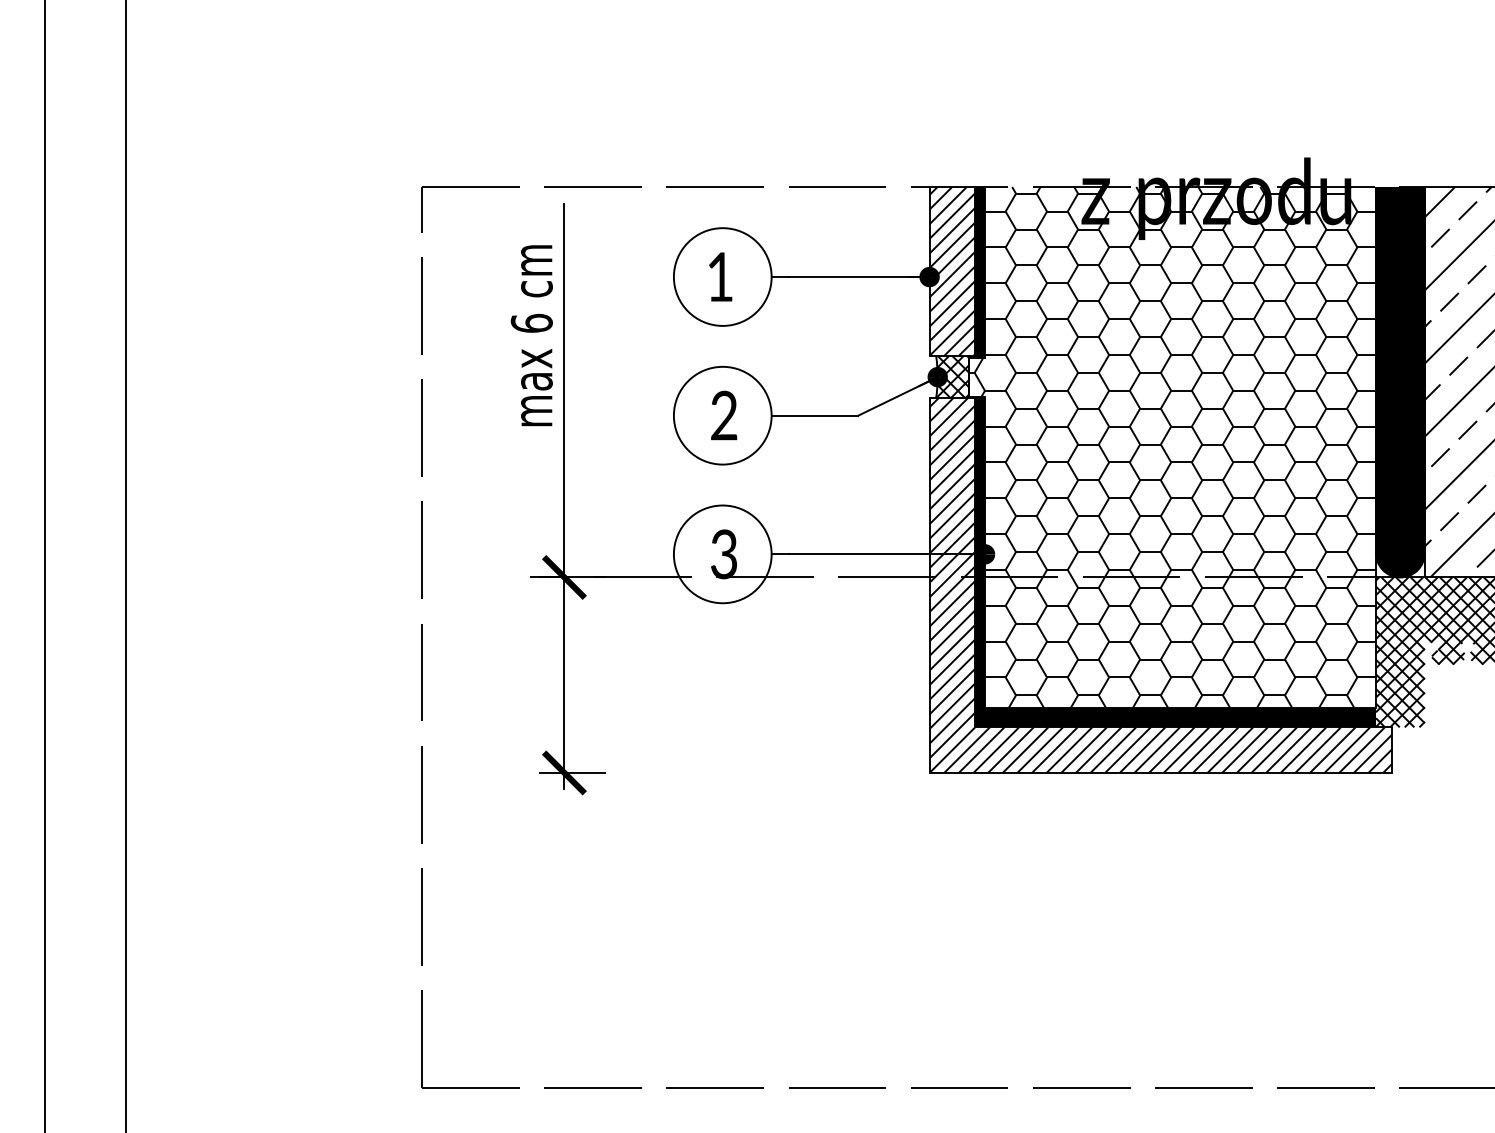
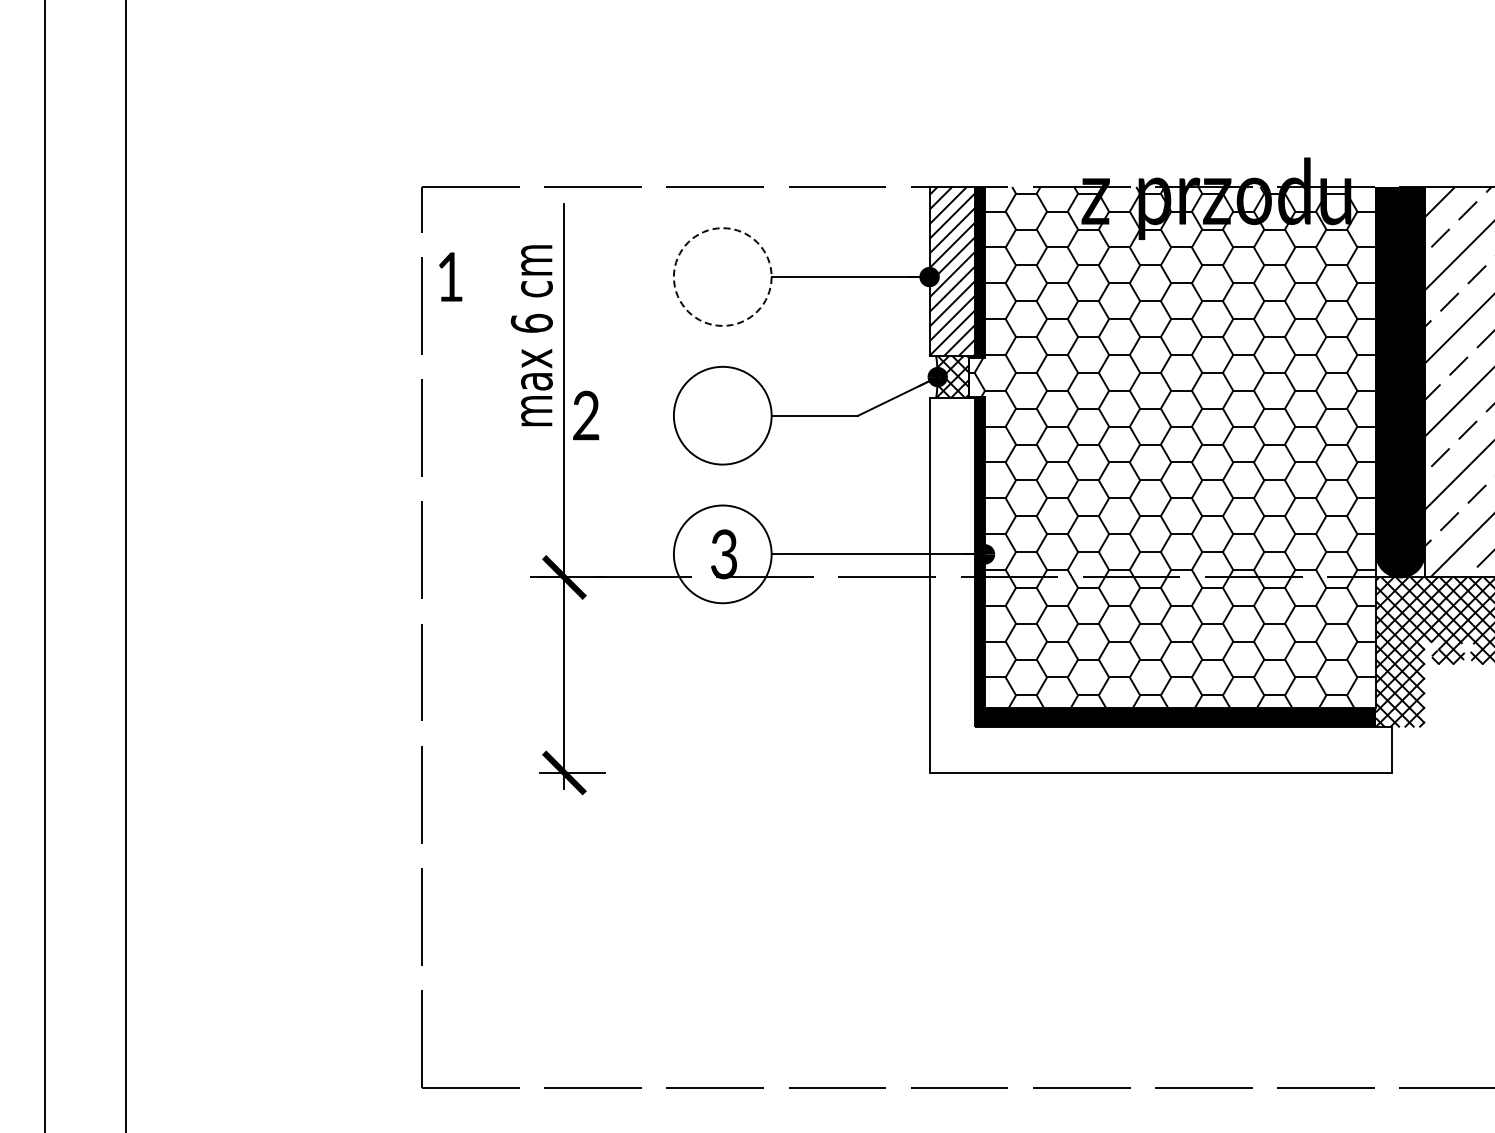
text position: (720, 276) -> (450, 276) (450, 276)
circle: solid -> dashed (722, 276)
text position: (724, 415) -> (586, 415) (586, 415)
hatch: present -> none (1160, 585)
